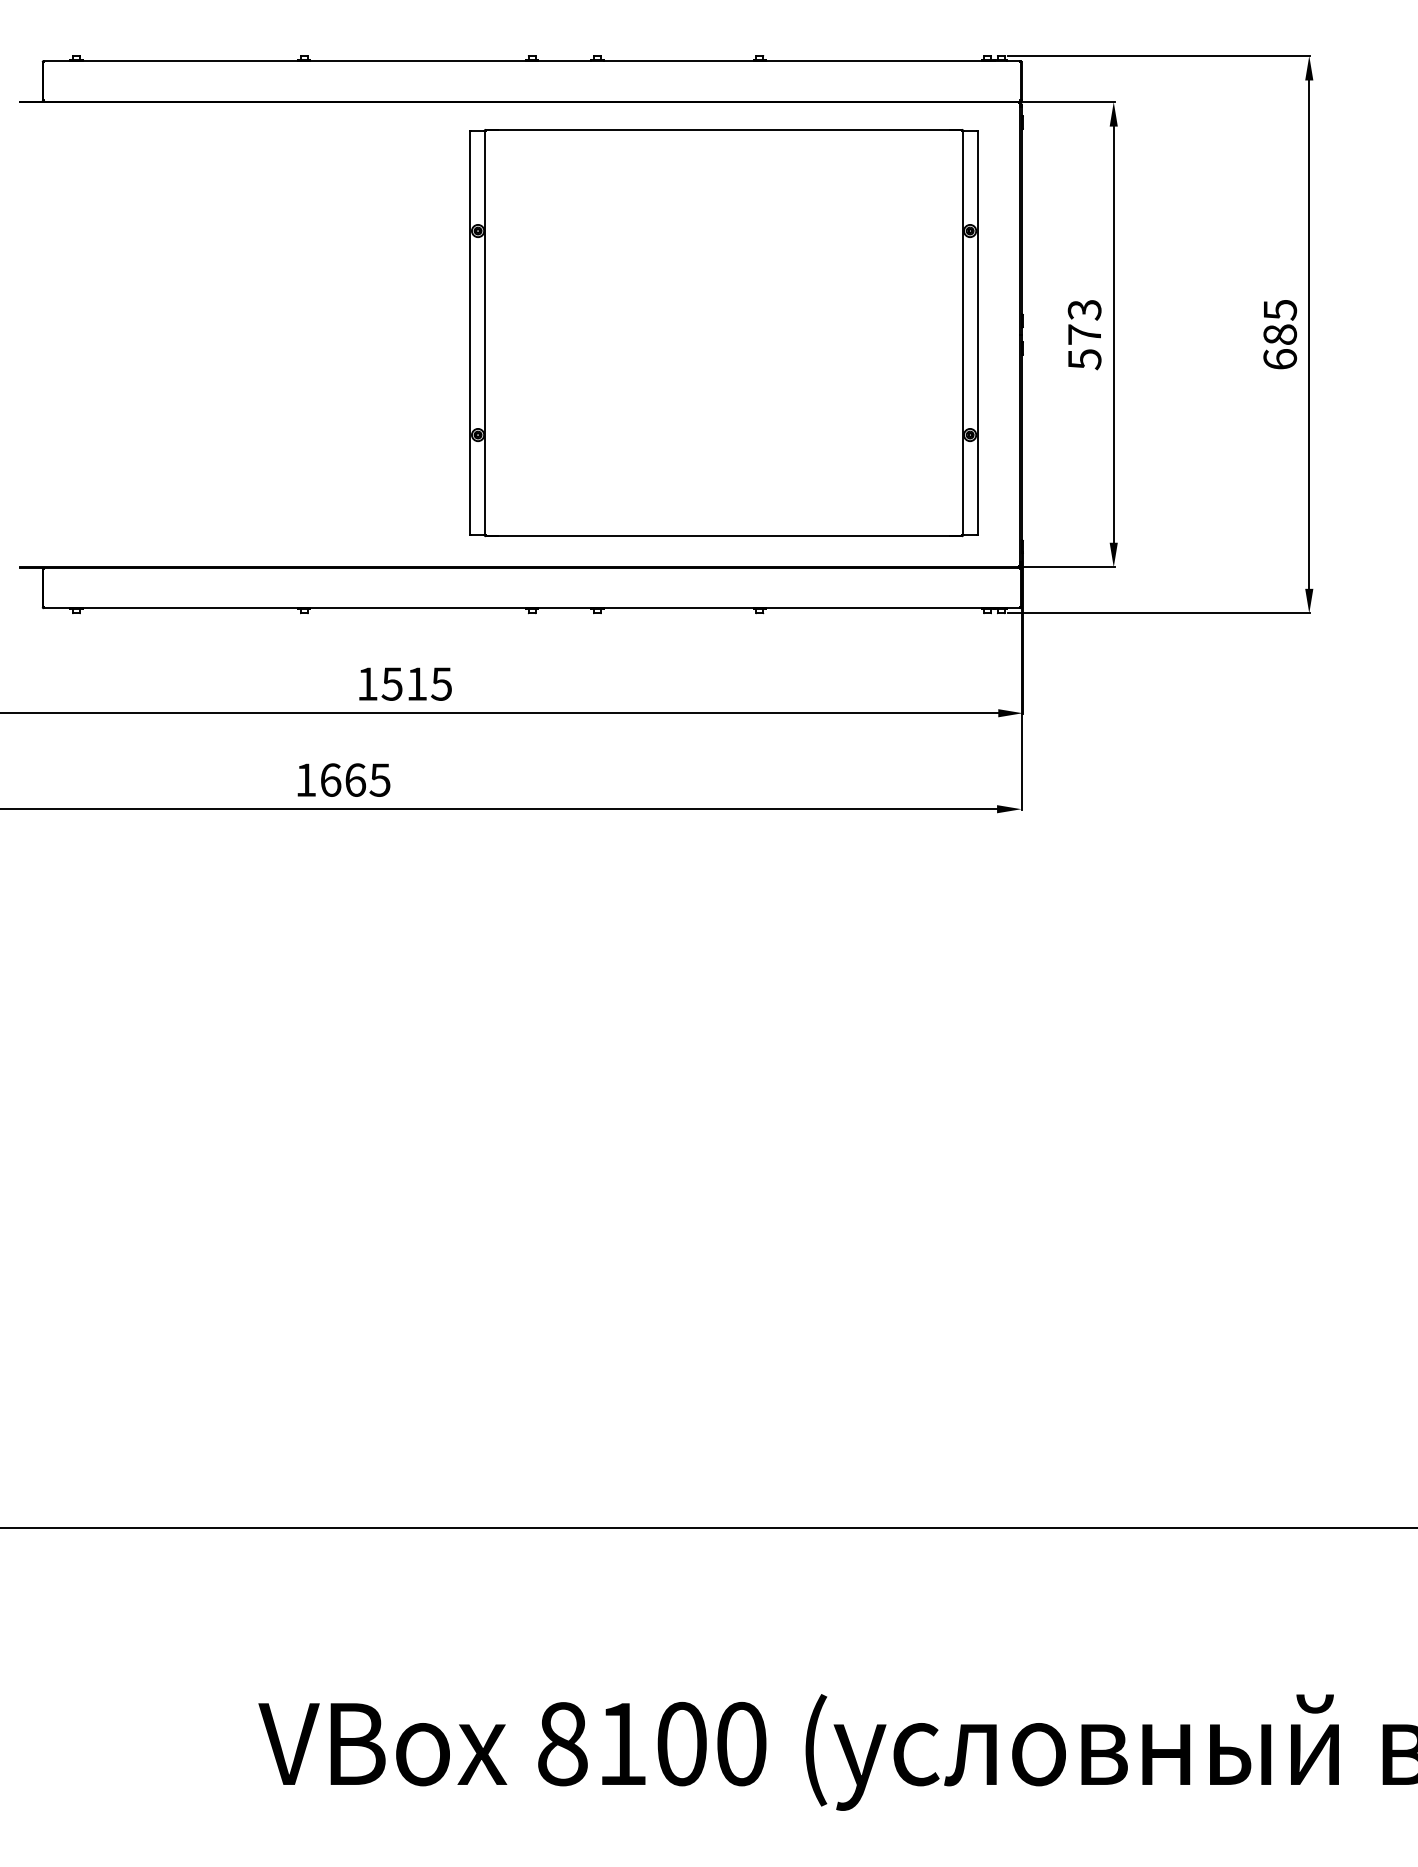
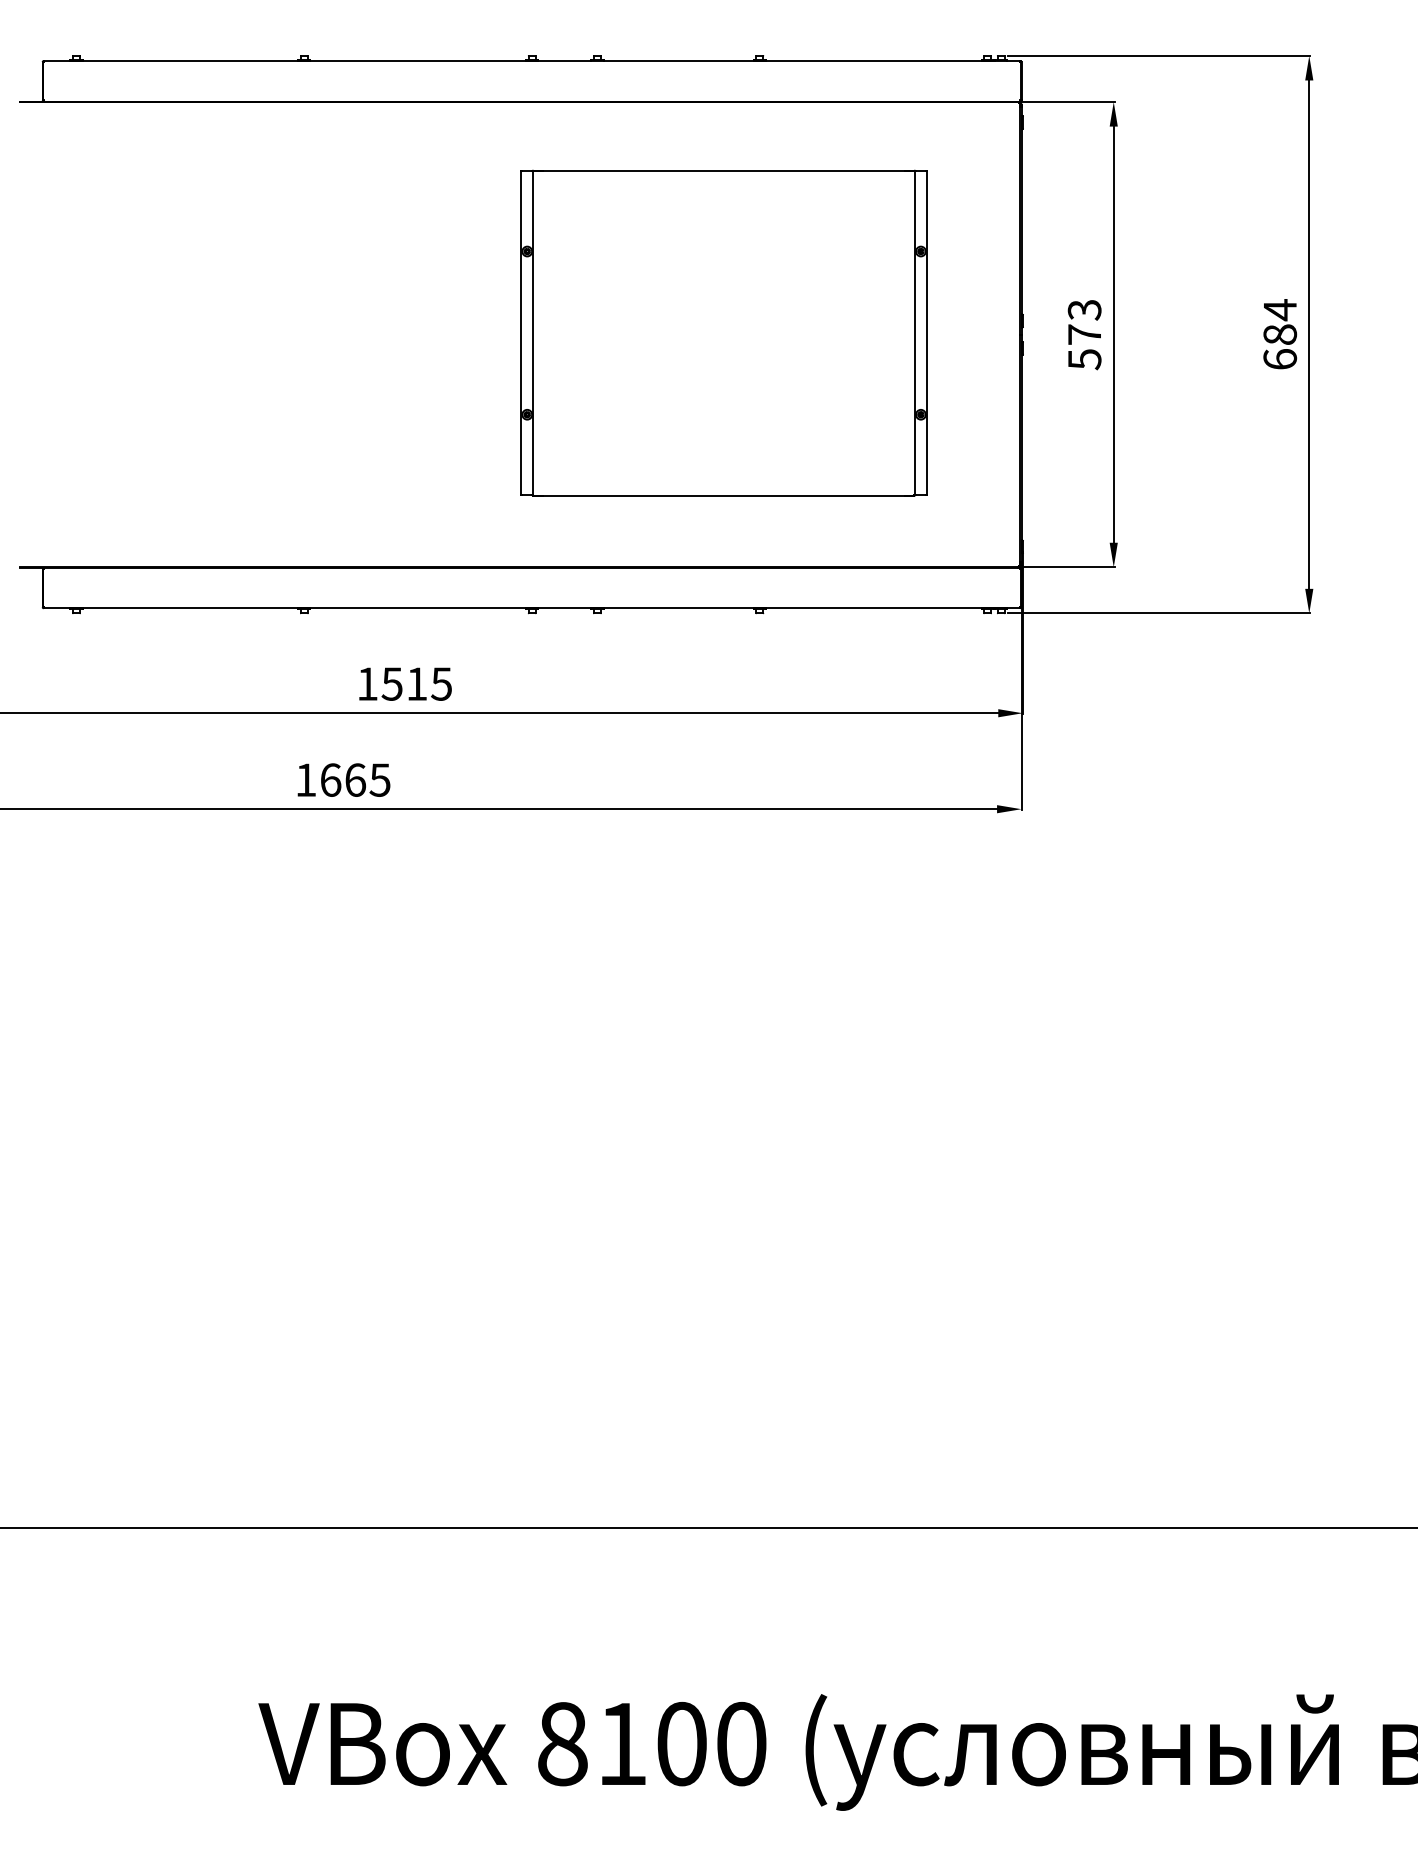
text: 685 -> 684 (1280, 310)
part size: 510x409 px -> 408x328 px (723, 332)
